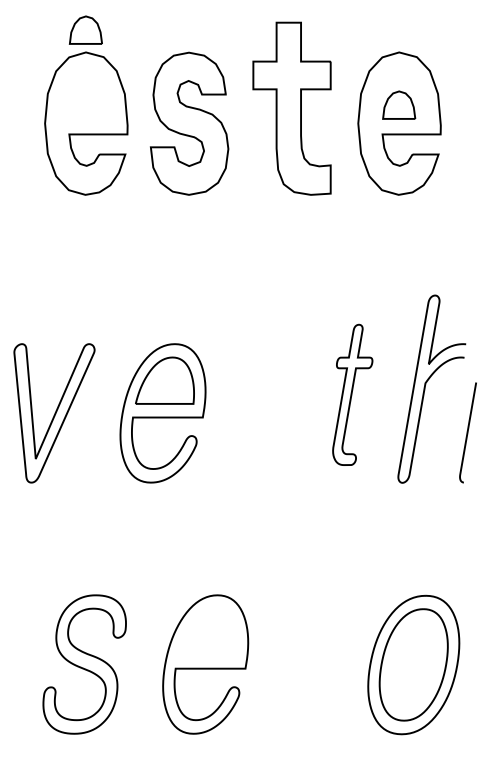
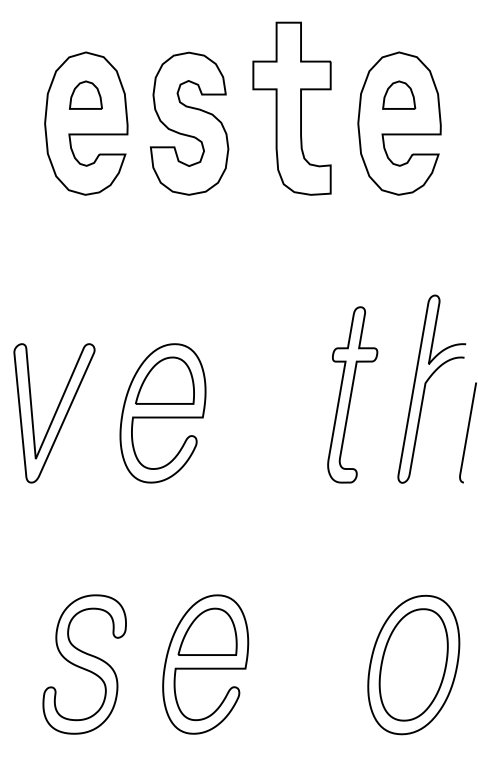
part position: (85, 29) -> (85, 94) (85, 94)
part position: (399, 104) -> (399, 94) (399, 94)
part size: 42x143 px -> 52x178 px (352, 394)
part: none -> present (207, 631)
